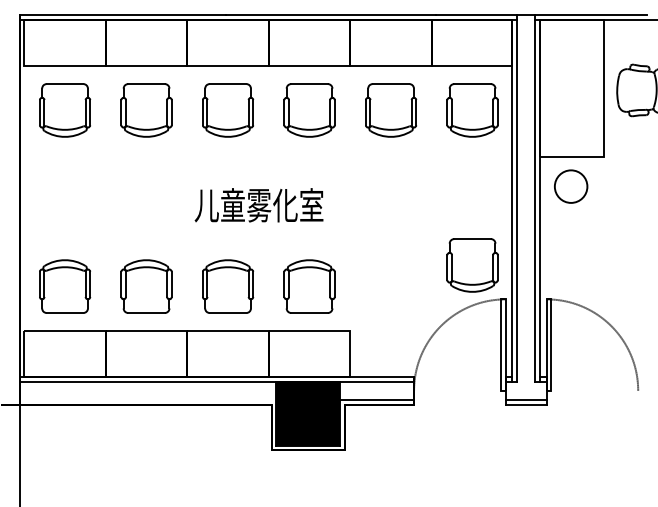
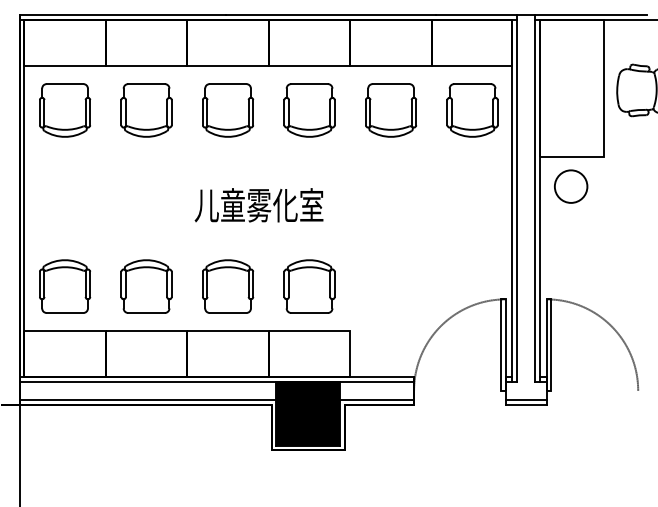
line: none -> present (24, 198)
part: present -> none (472, 265)
line: none -> present (147, 400)
